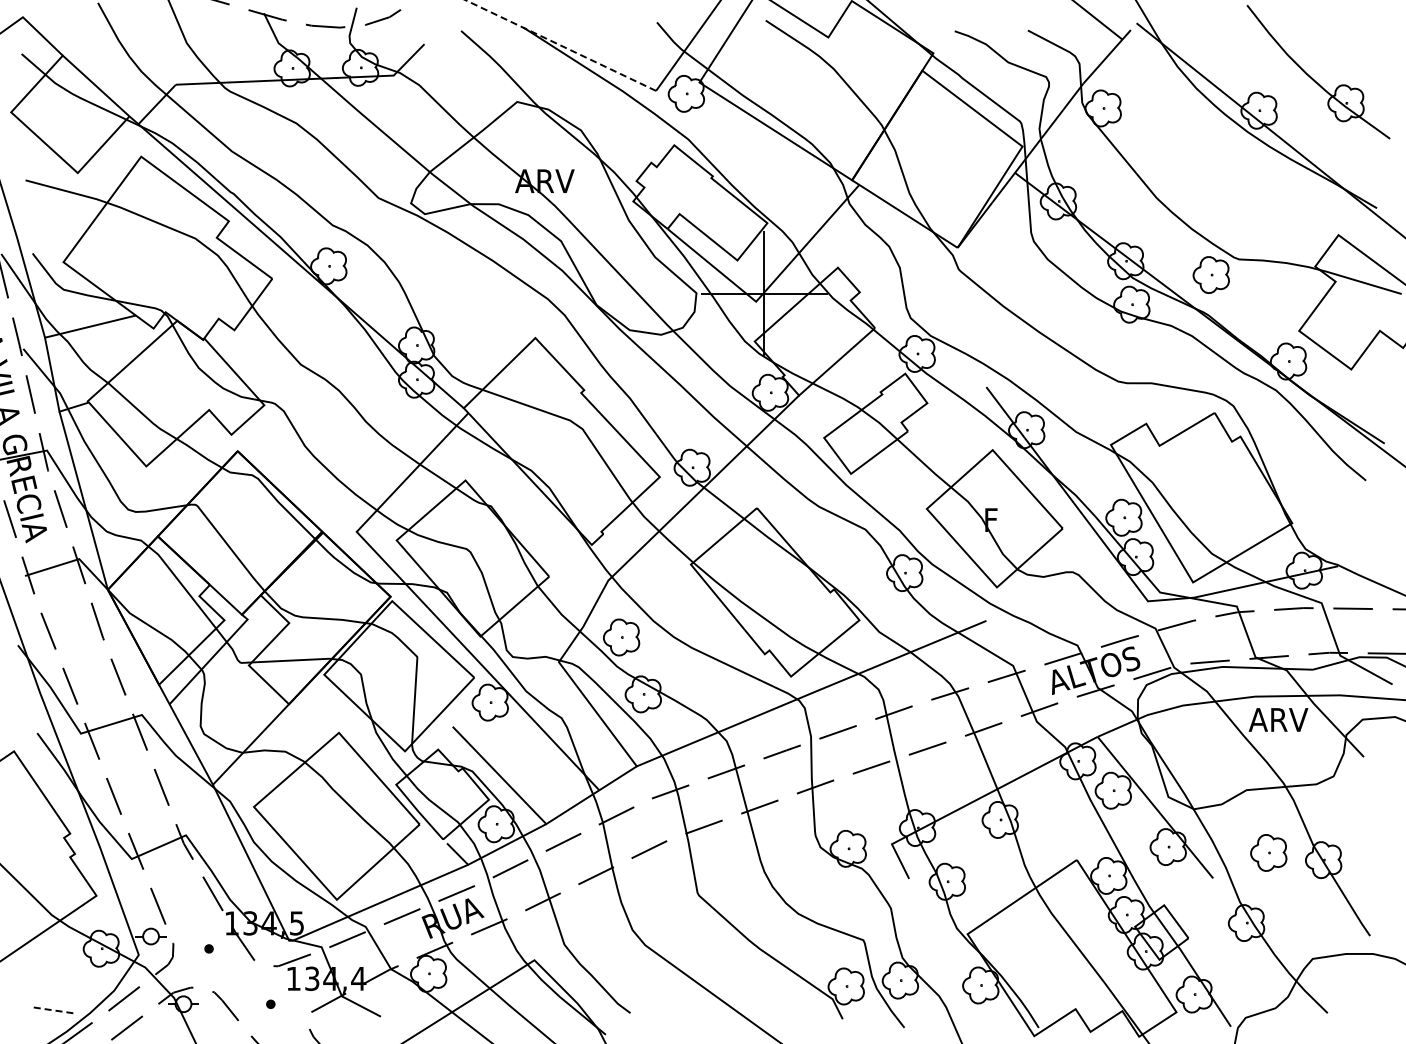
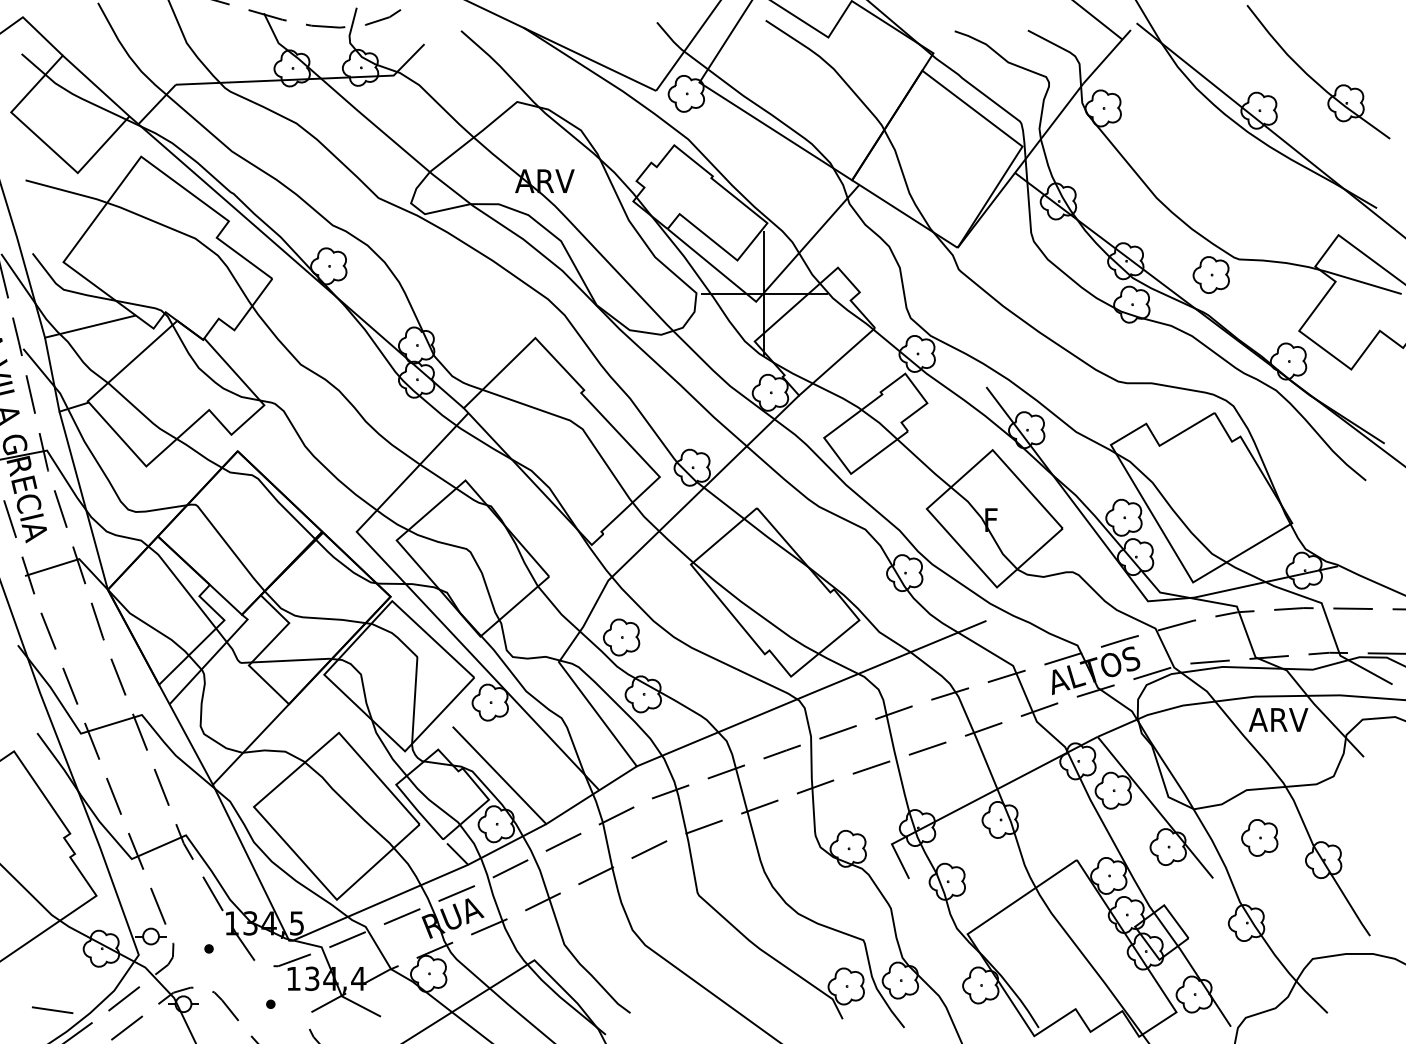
line: dashed -> solid (560, 45)
part position: (1268, 852) -> (1259, 837) (1259, 837)
line: dashed -> solid (52, 1010)
